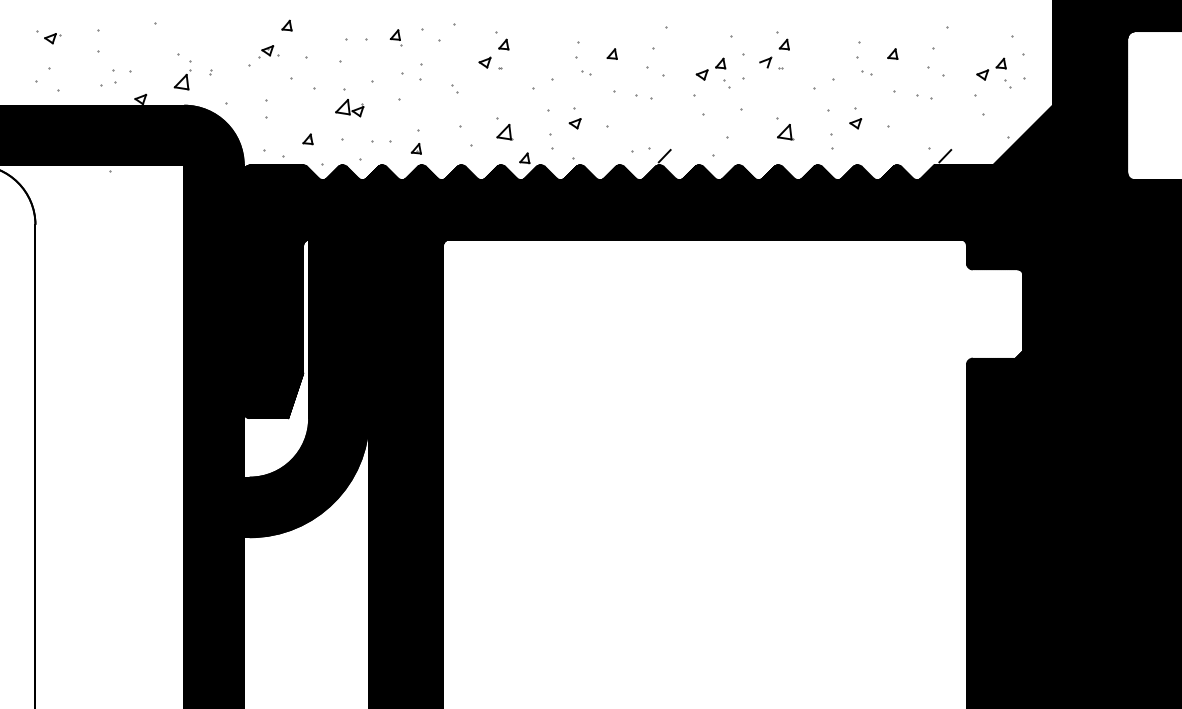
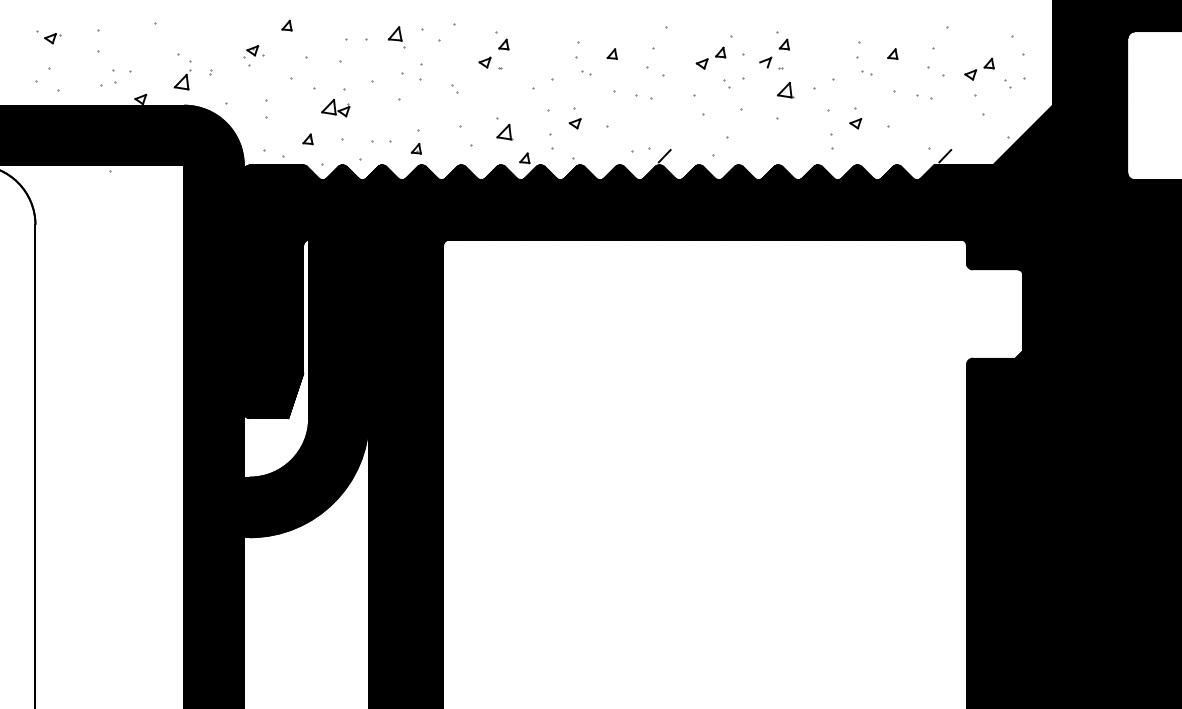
part size: 14x18 px -> 19x23 px (396, 37)
part position: (268, 51) -> (253, 51) (253, 51)
part position: (710, 68) -> (710, 57) (710, 57)
part position: (991, 68) -> (979, 68) (979, 68)
part position: (349, 108) -> (335, 108) (335, 108)
part position: (785, 132) -> (785, 90) (785, 90)
